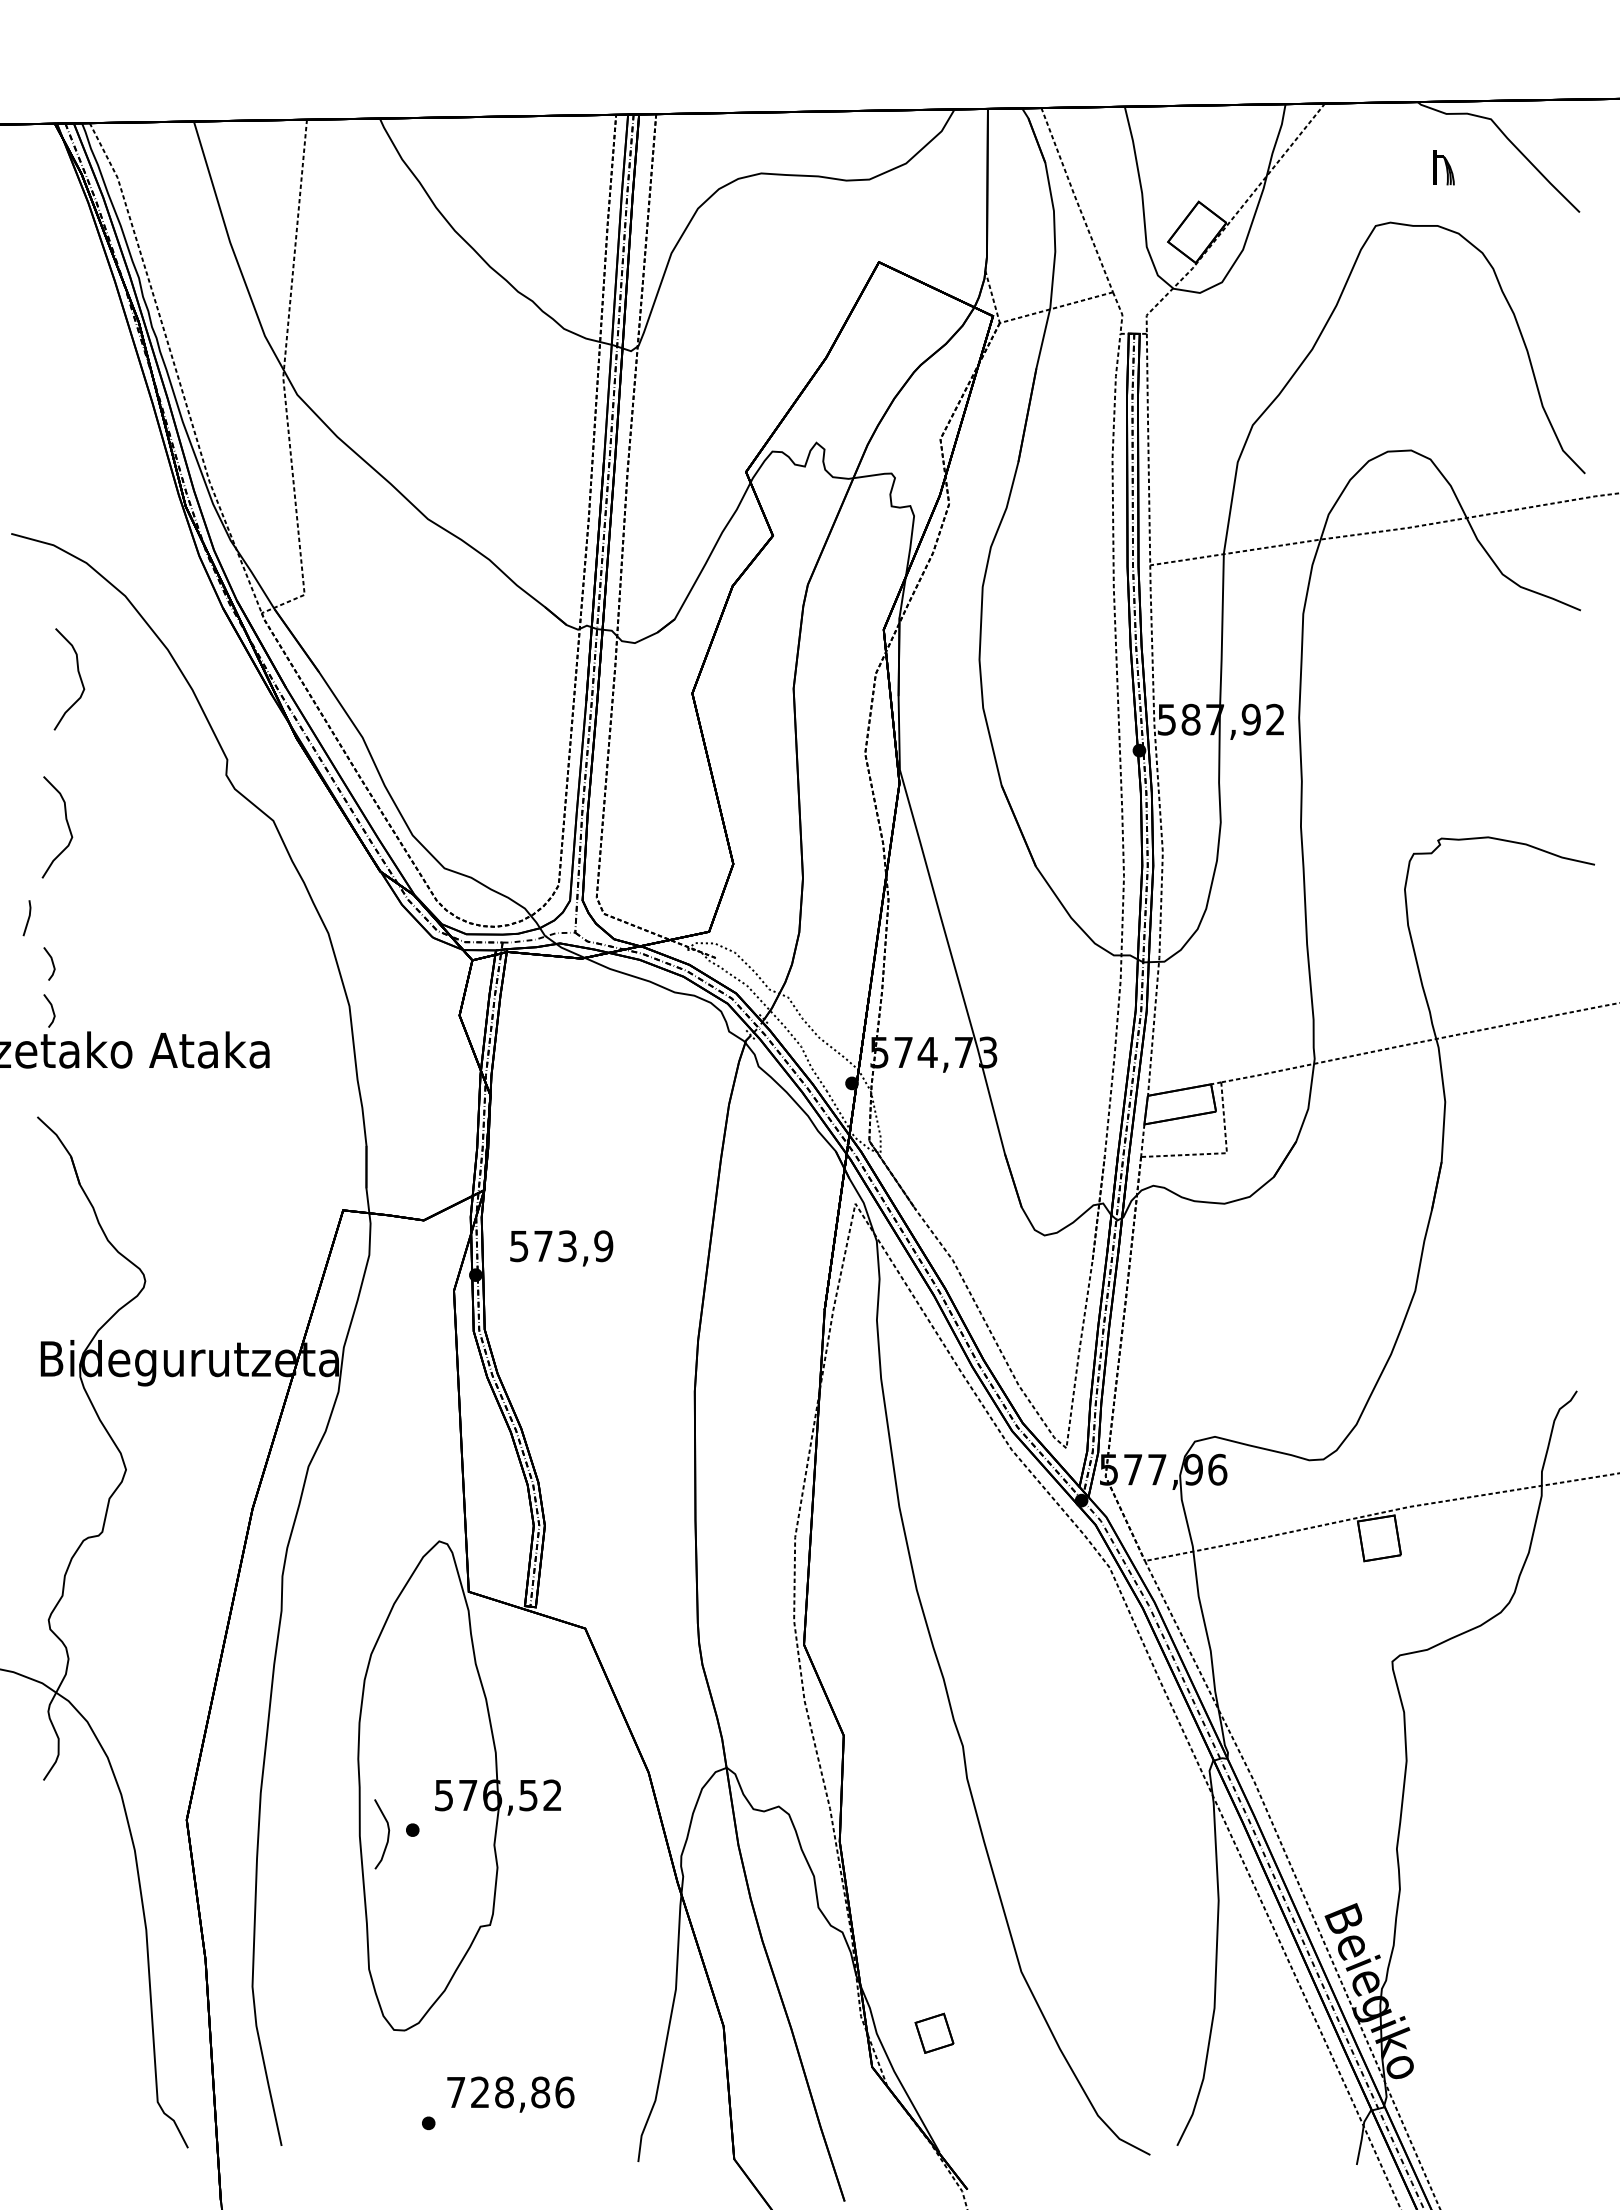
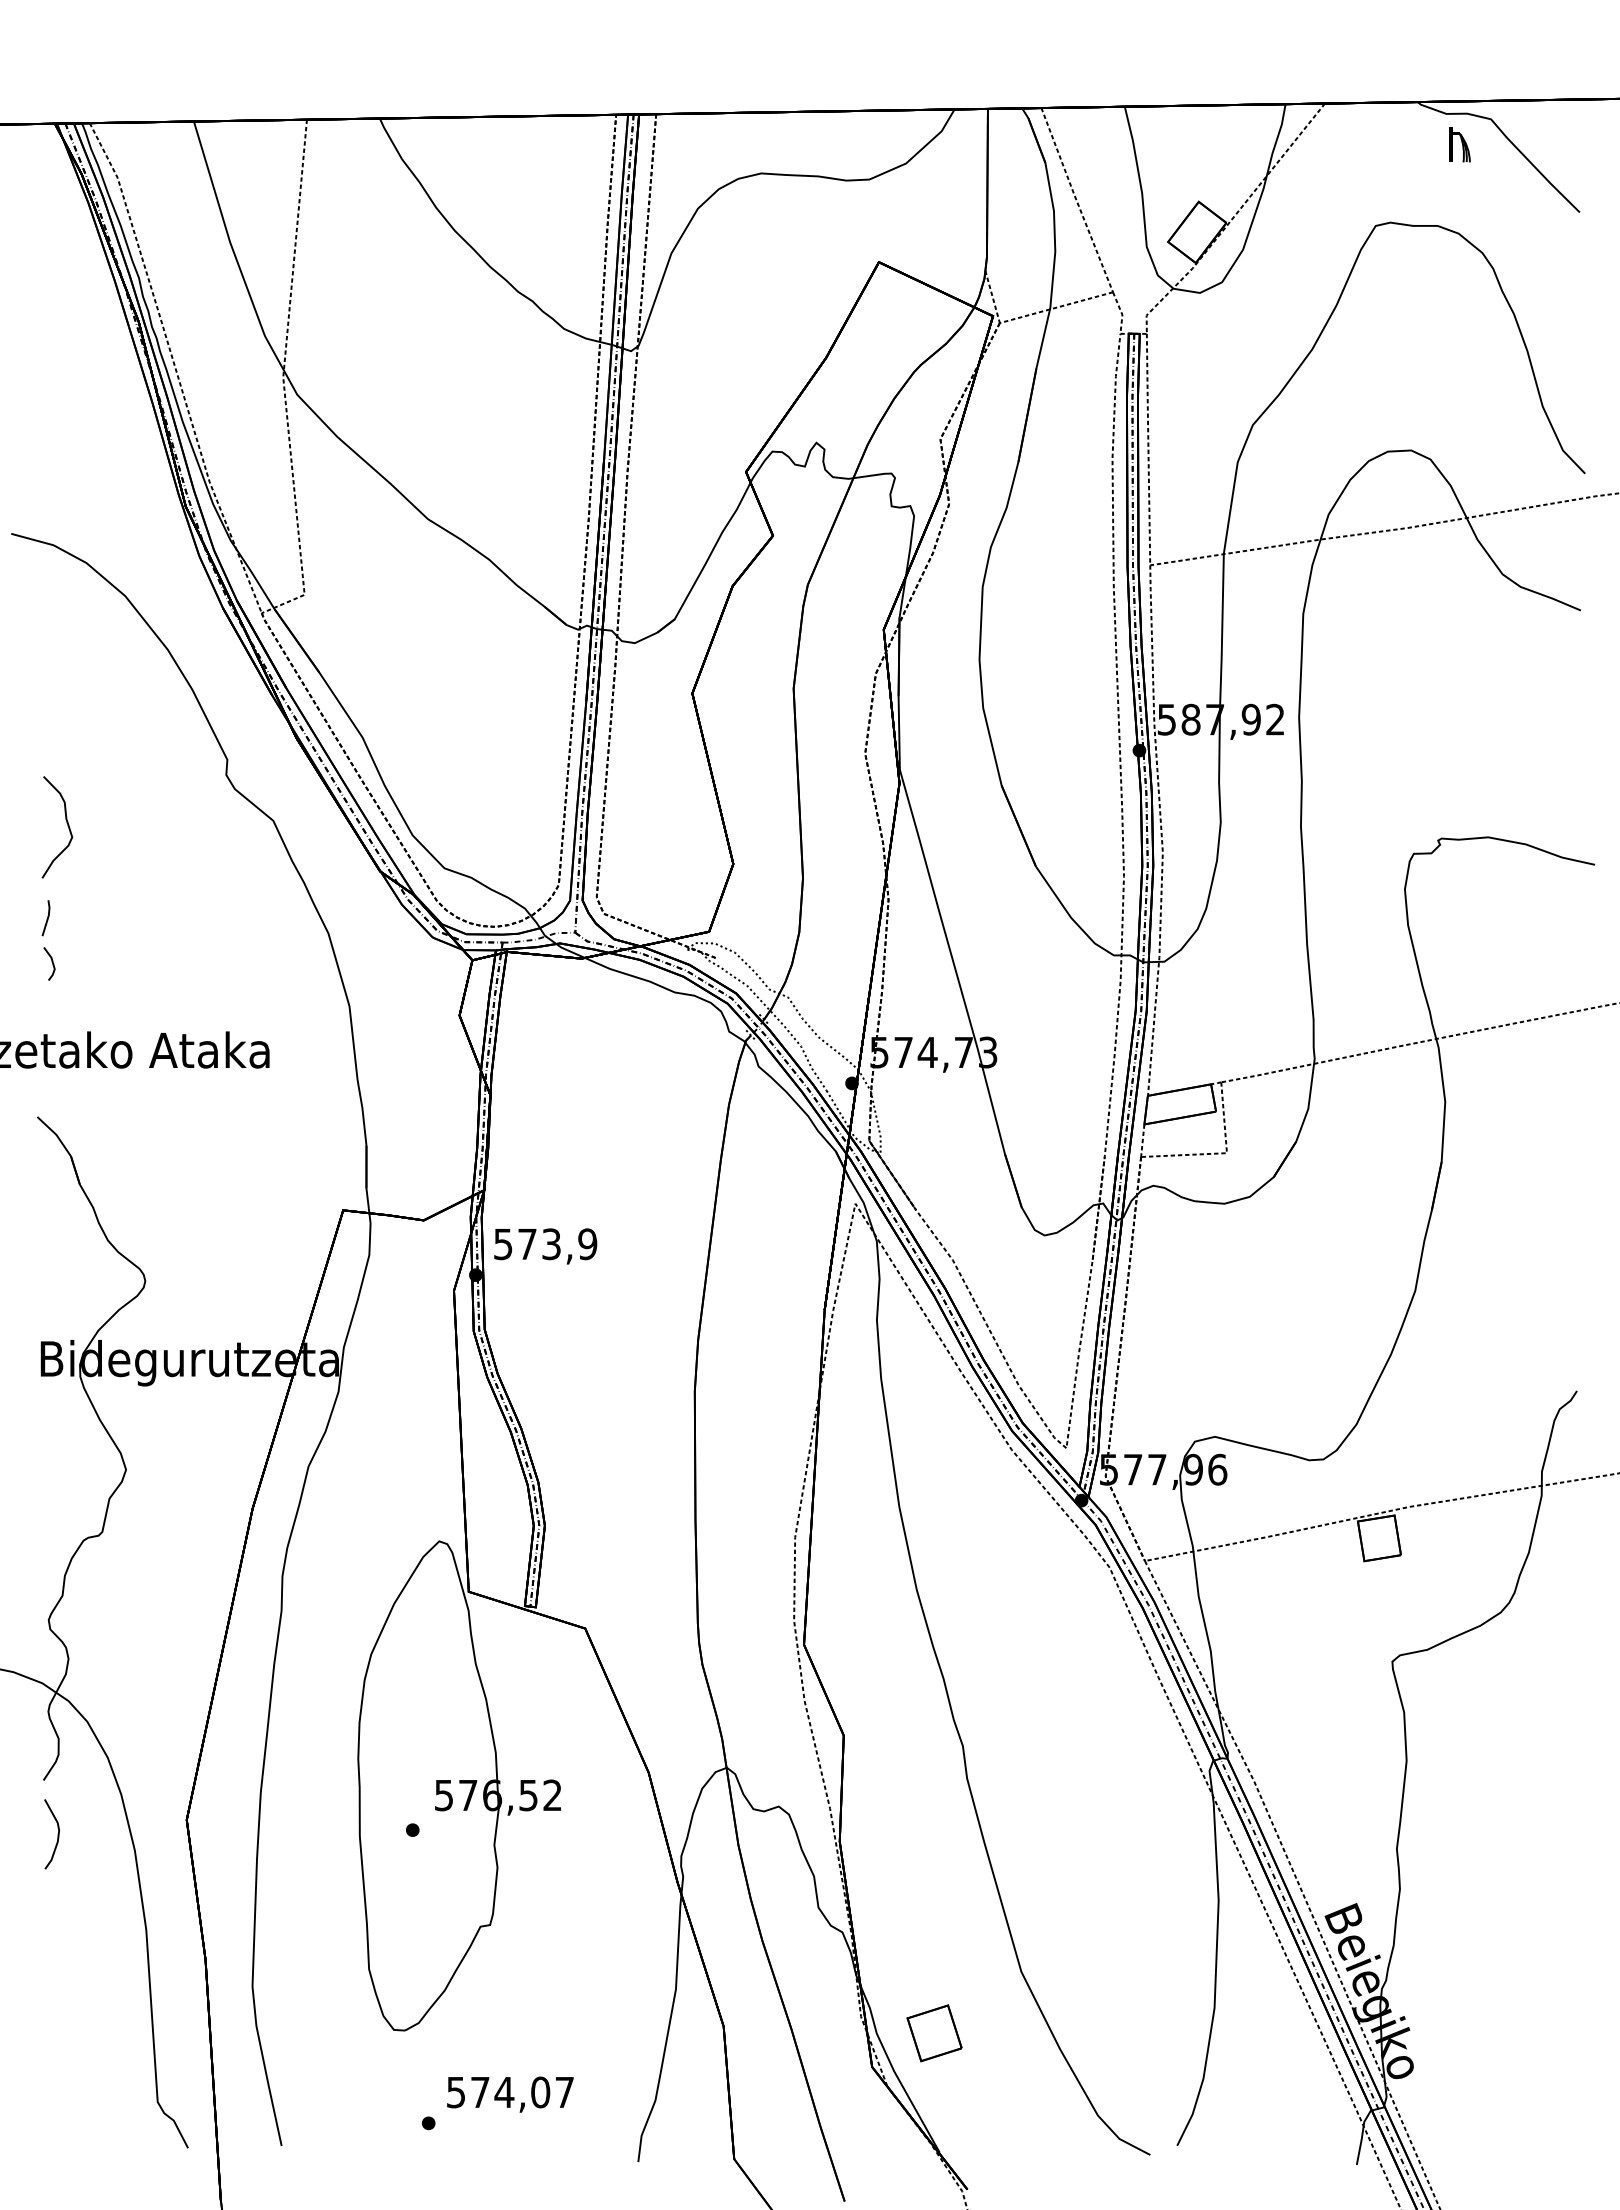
part position: (1443, 167) -> (1459, 144) (1459, 144)
curve: present -> none (78, 675)
line position: (27, 919) -> (46, 919) (46, 919)
line: present -> none (51, 1009)
text position: (561, 1248) -> (545, 1246) (545, 1246)
curve position: (387, 1834) -> (57, 1834) (57, 1834)
part size: 41x42 px -> 57x59 px (934, 2033)
text: 728,86 -> 574,07 (510, 2092)
